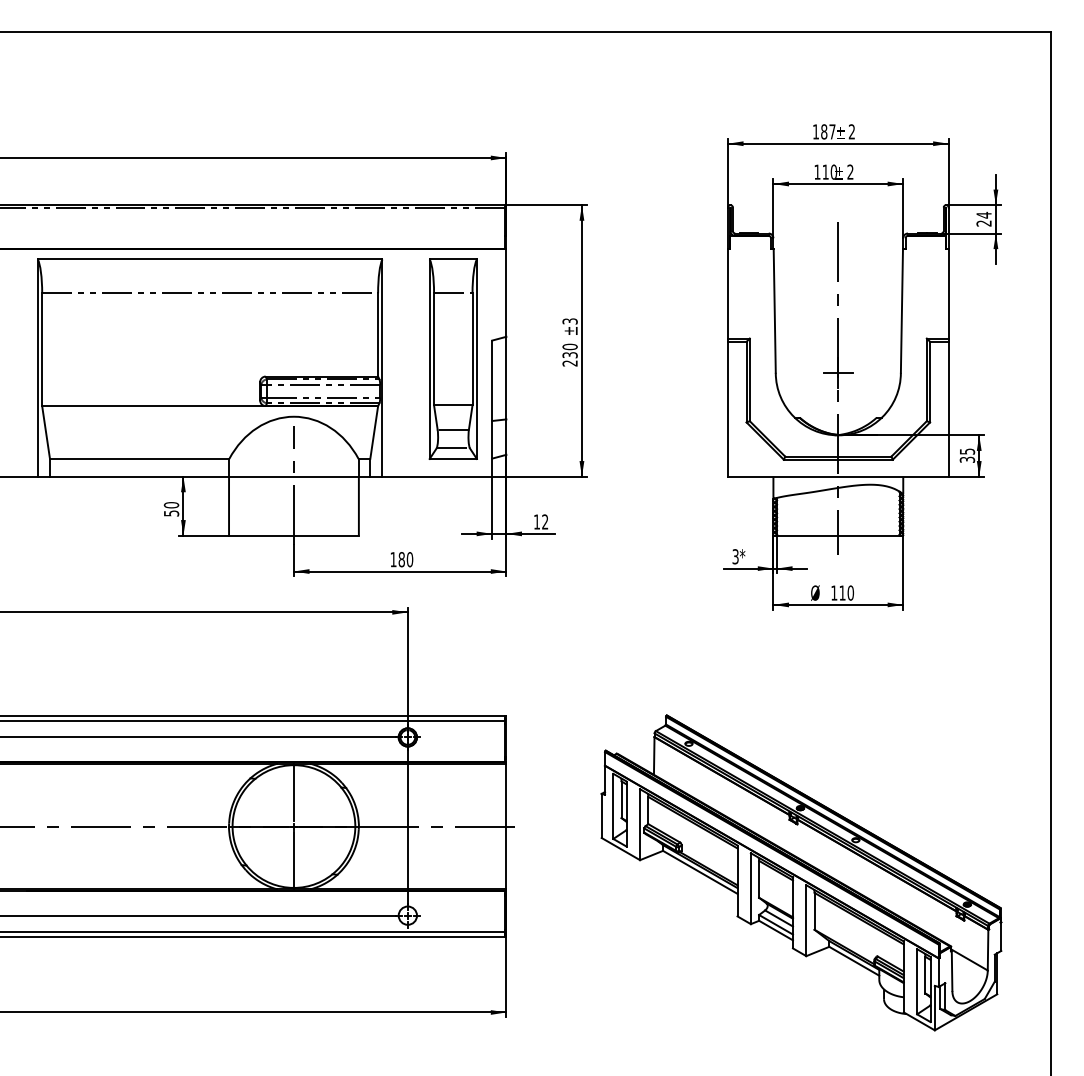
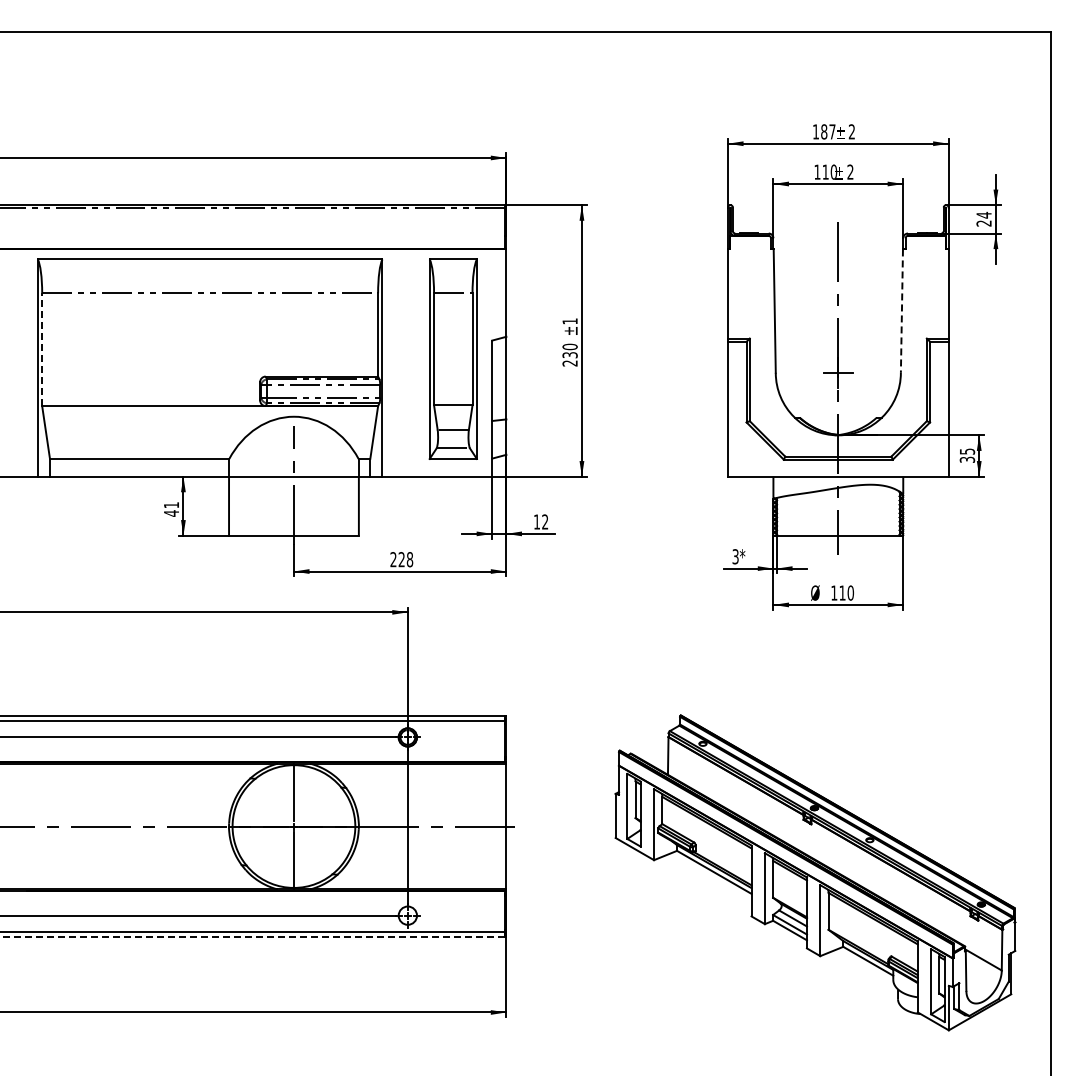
line: solid -> dashed (901, 311)
text: ±3 -> ±1 (569, 321)
line: solid -> dashed (42, 349)
text: 50 -> 41 (171, 509)
text: 180 -> 228 (401, 559)
part position: (801, 872) -> (815, 872) (815, 872)
line: solid -> dashed (252, 936)
